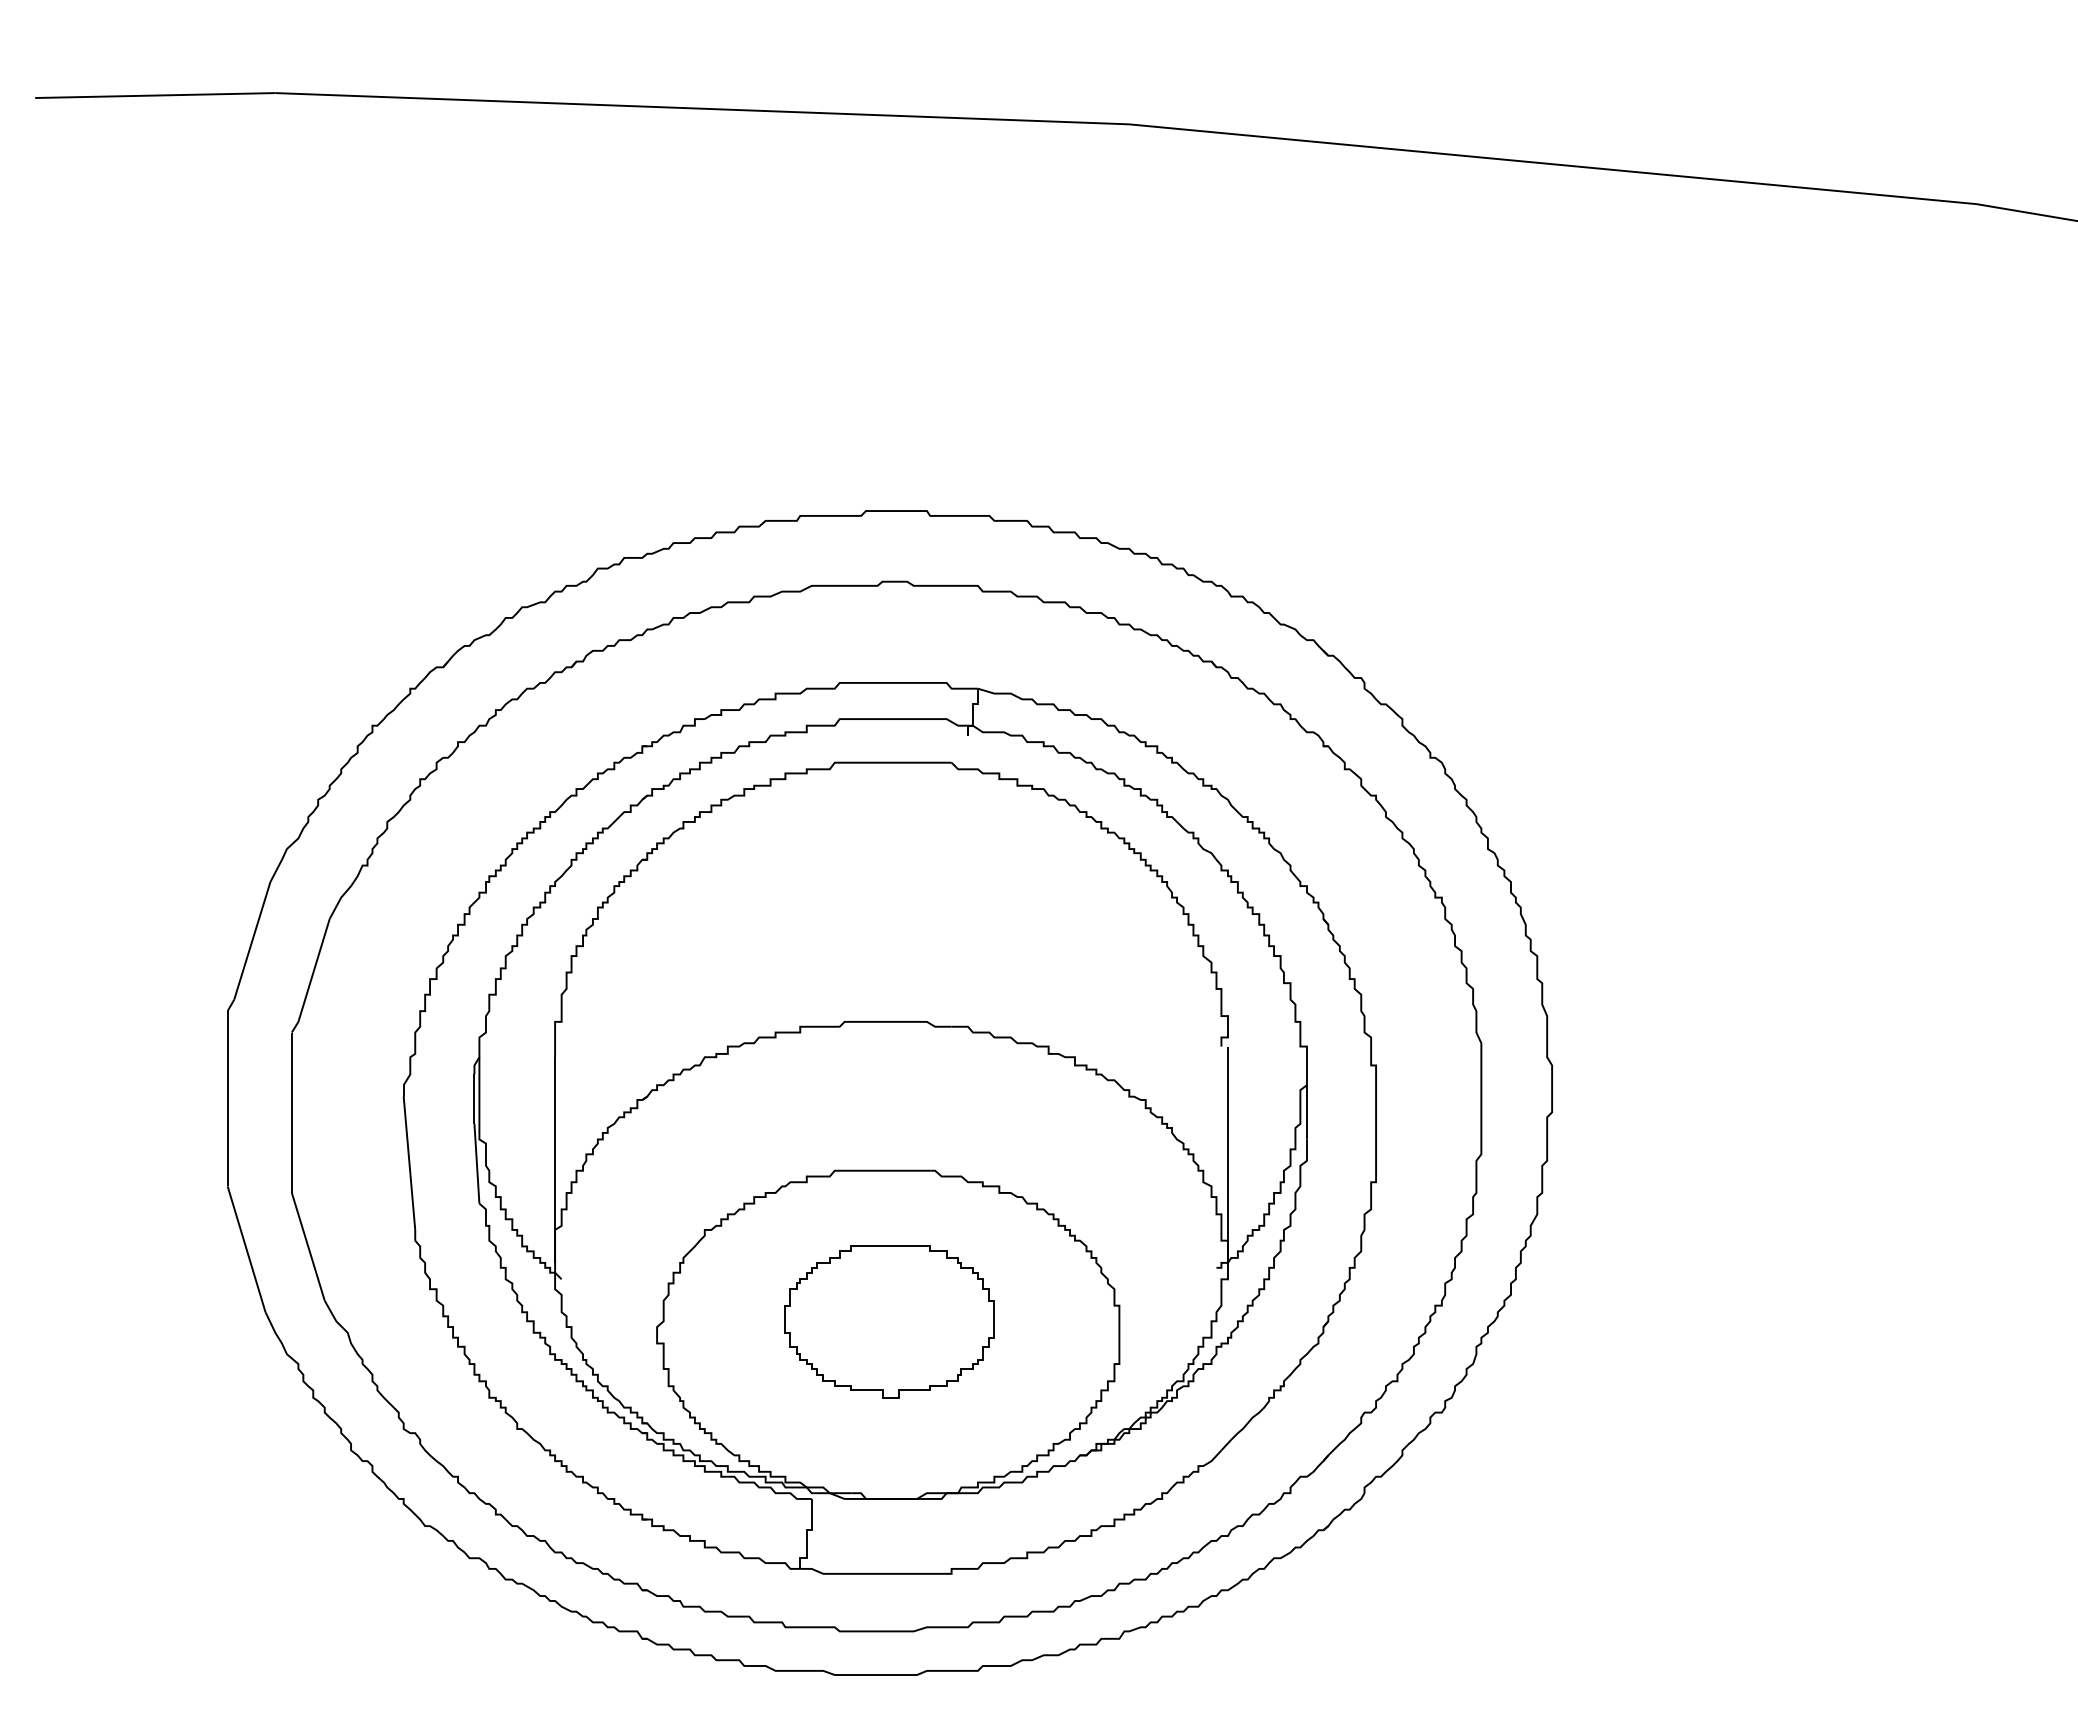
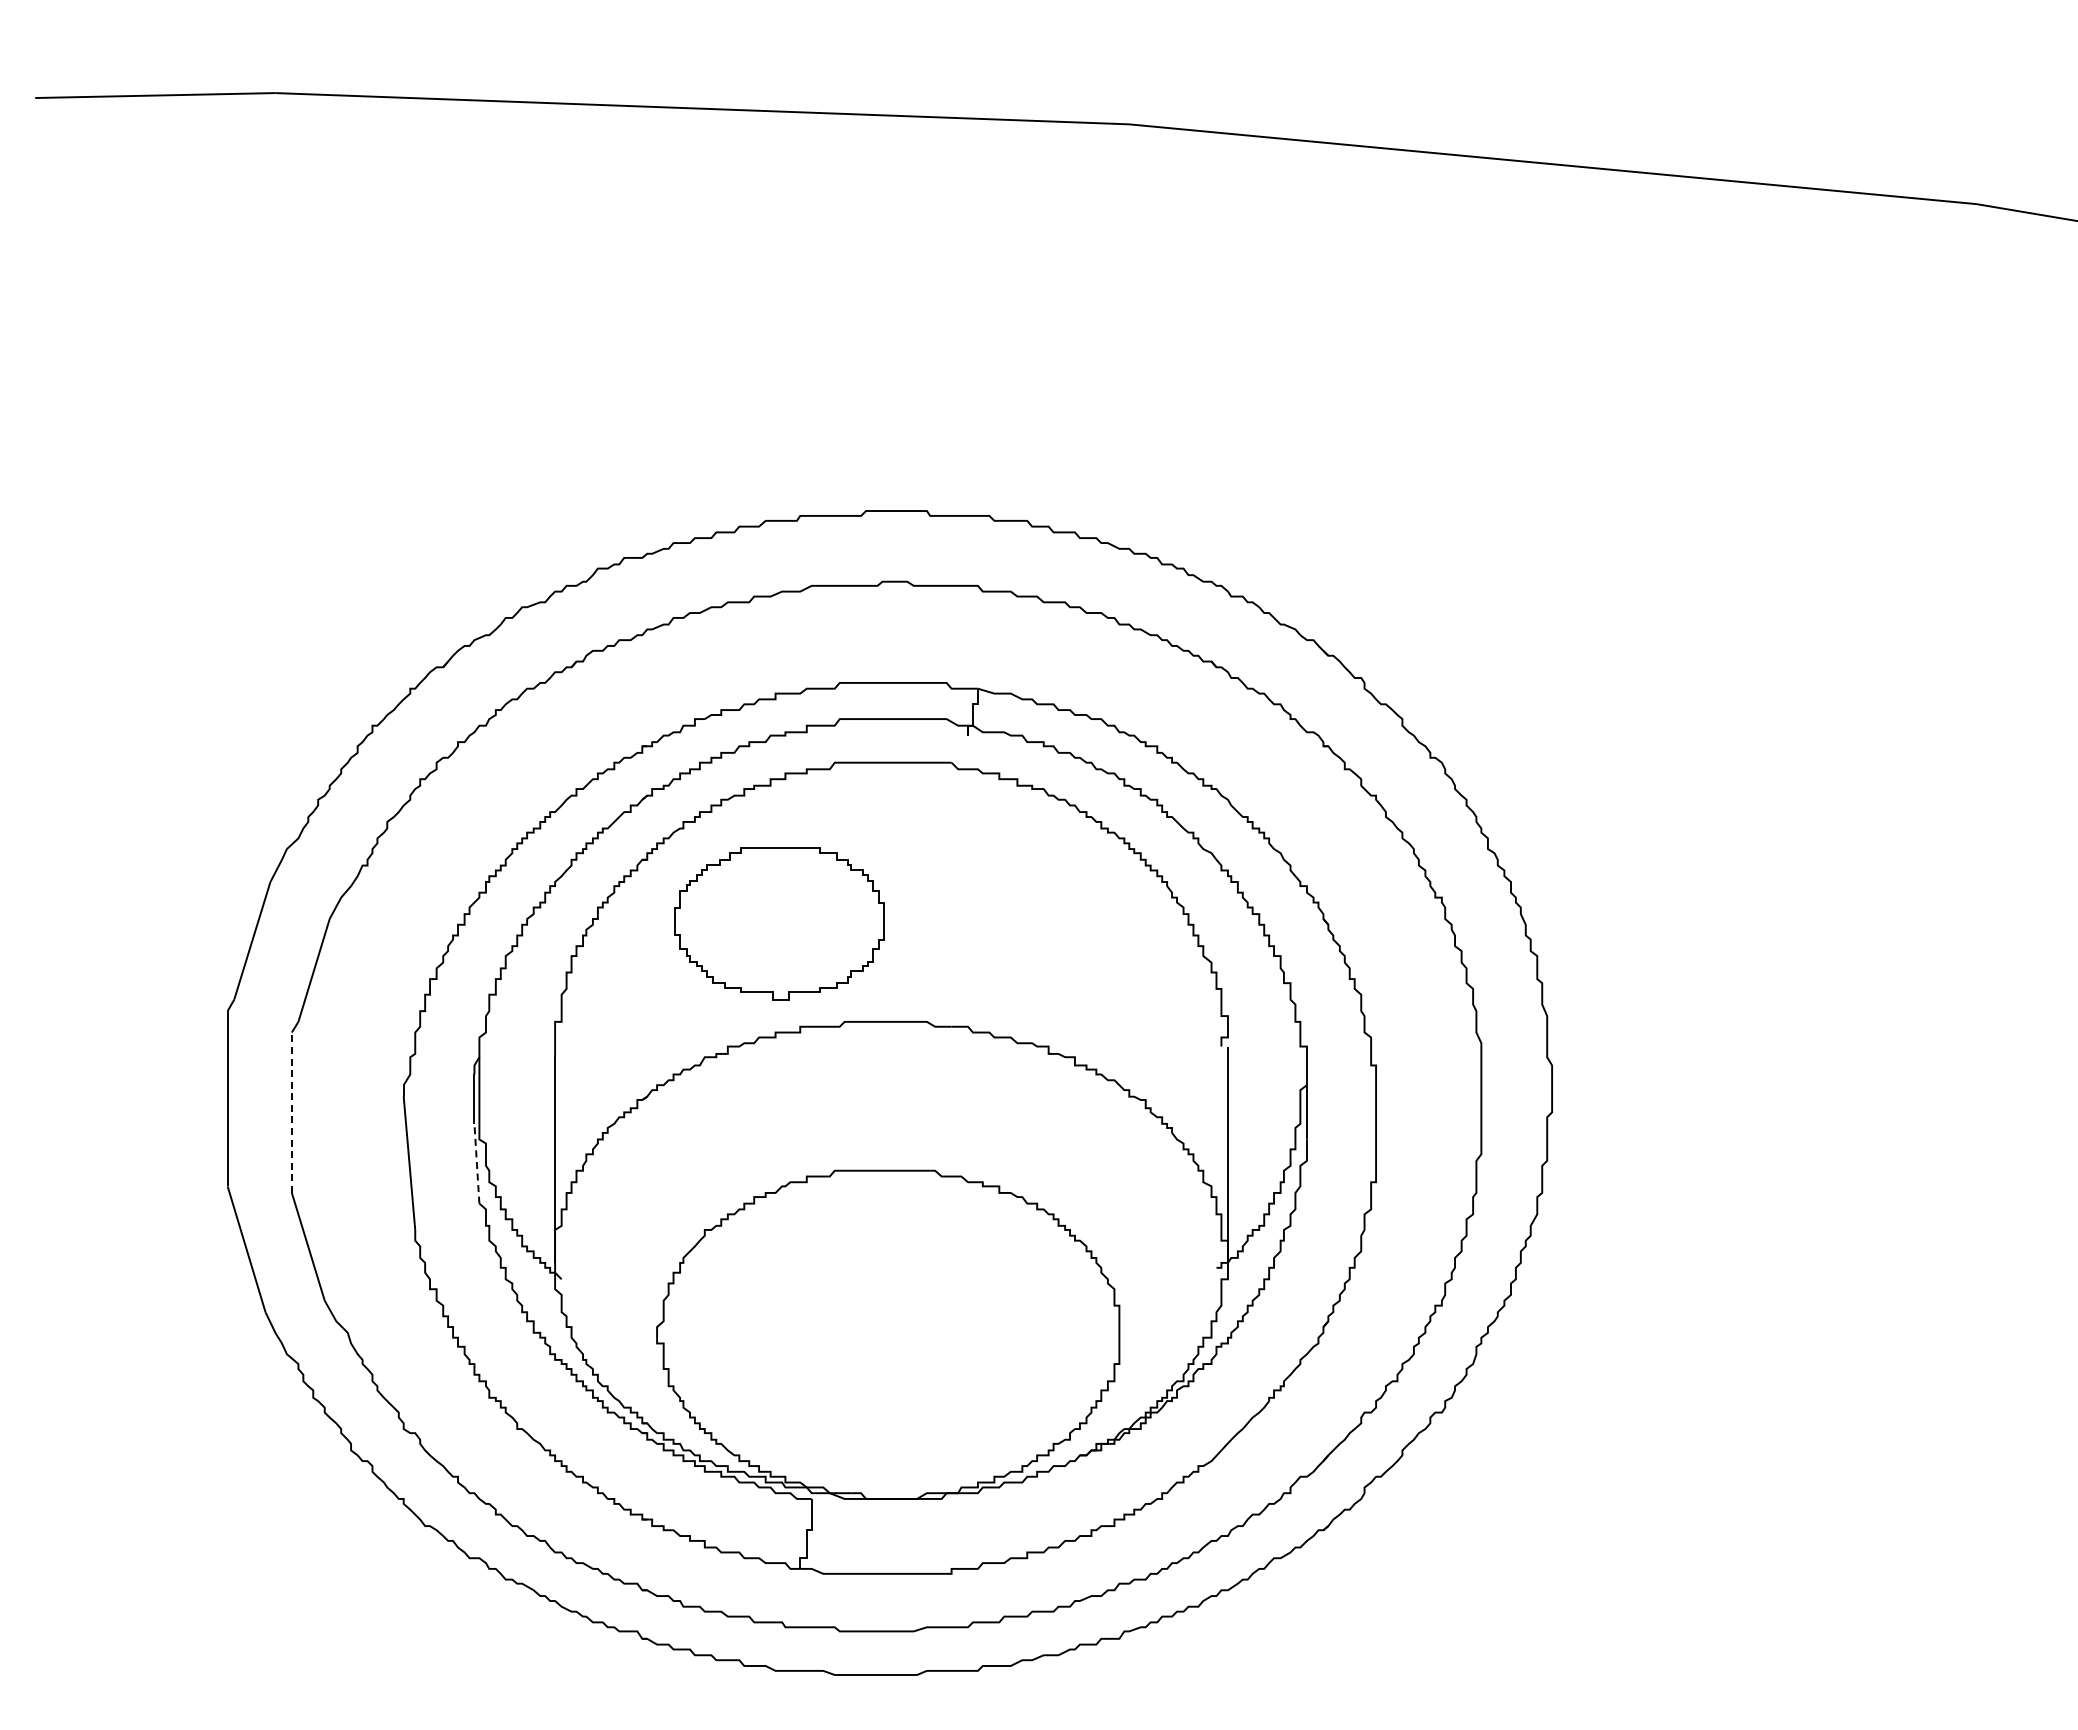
line: solid -> dashed (291, 1112)
line: solid -> dashed (476, 1163)
part position: (889, 1321) -> (779, 923) (779, 923)
